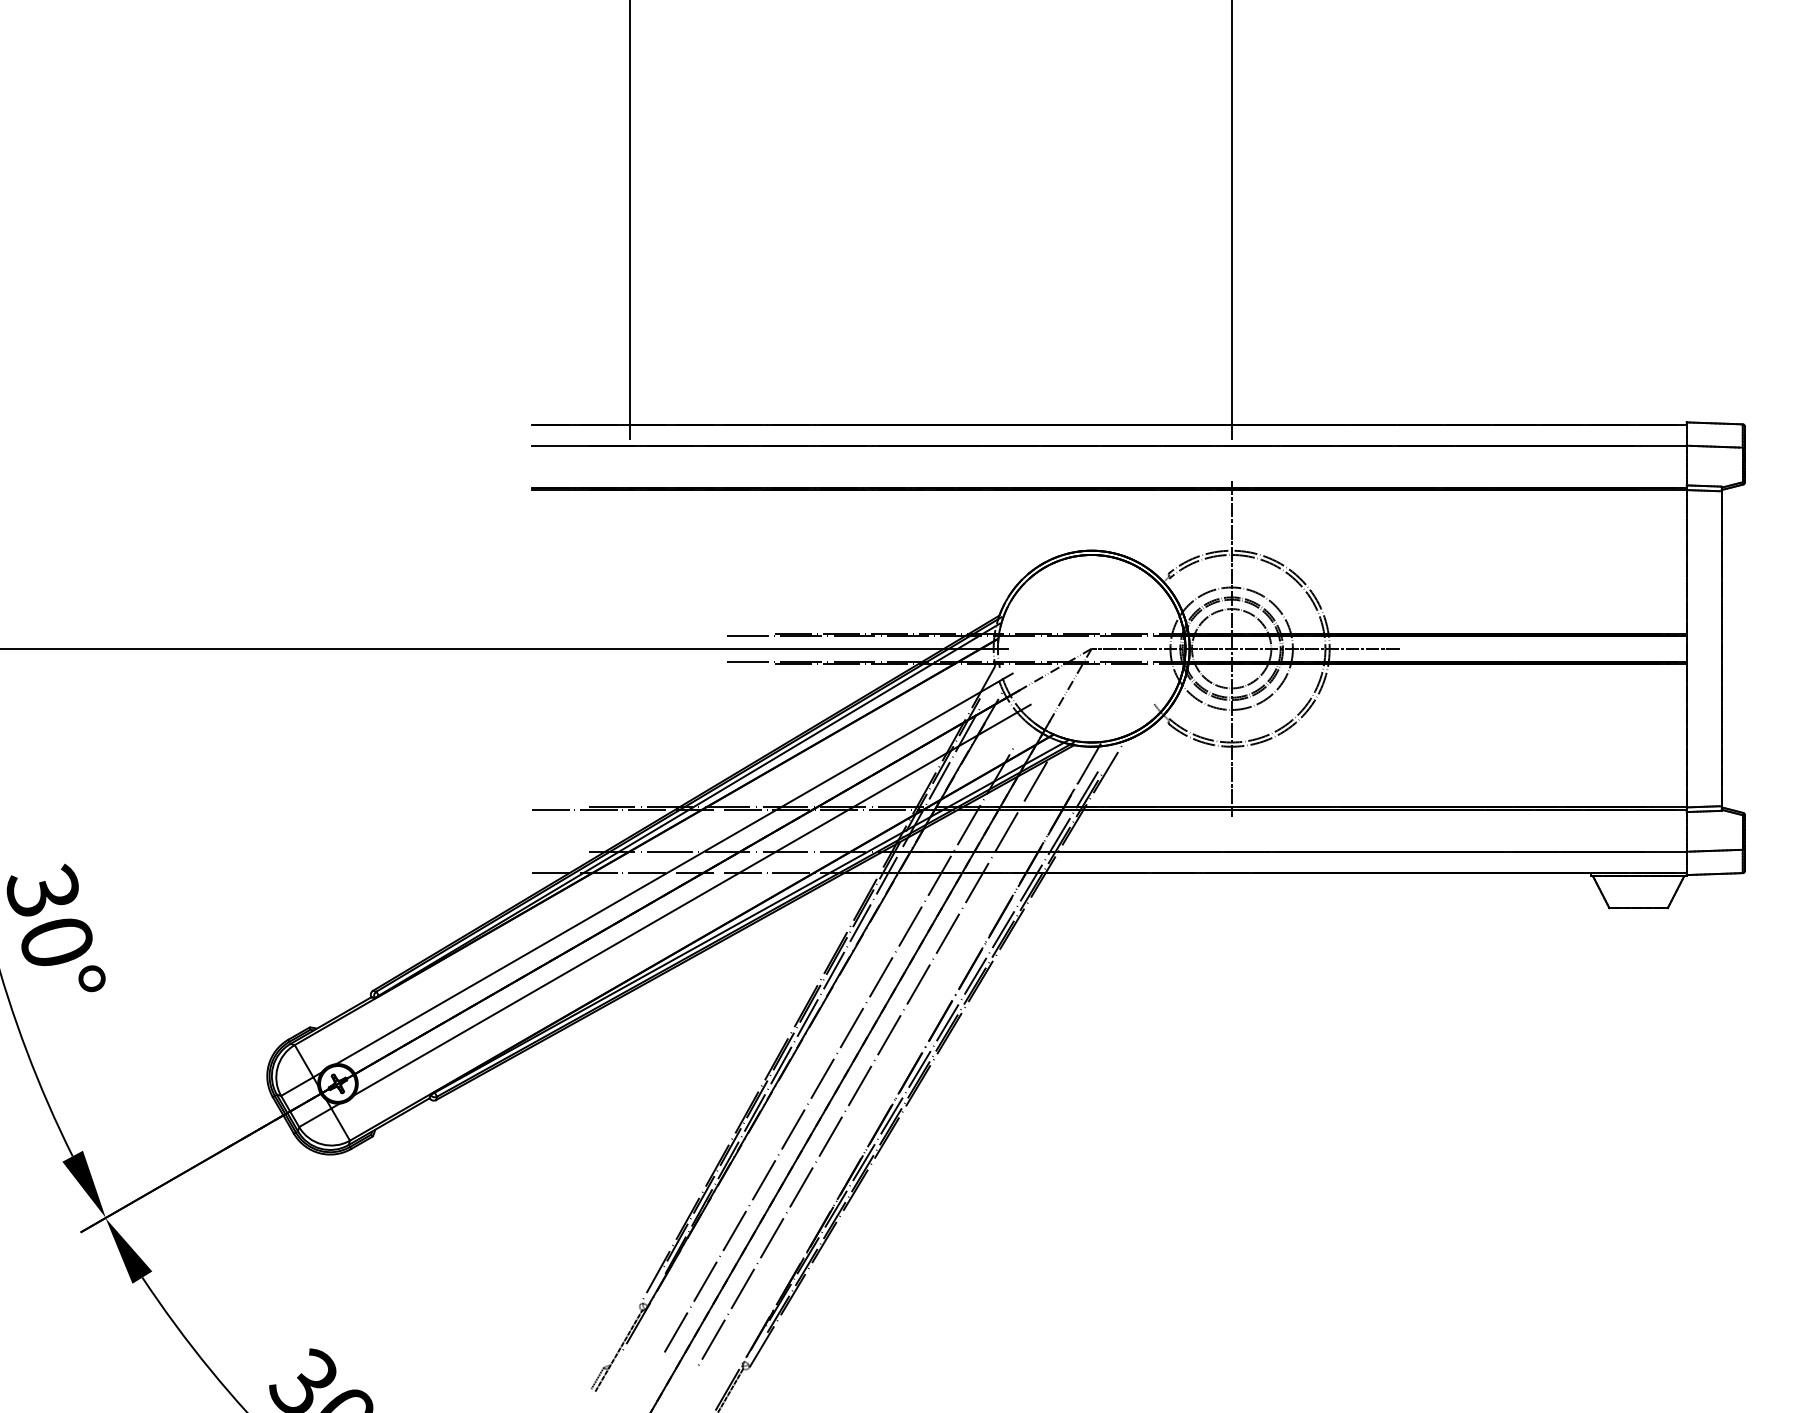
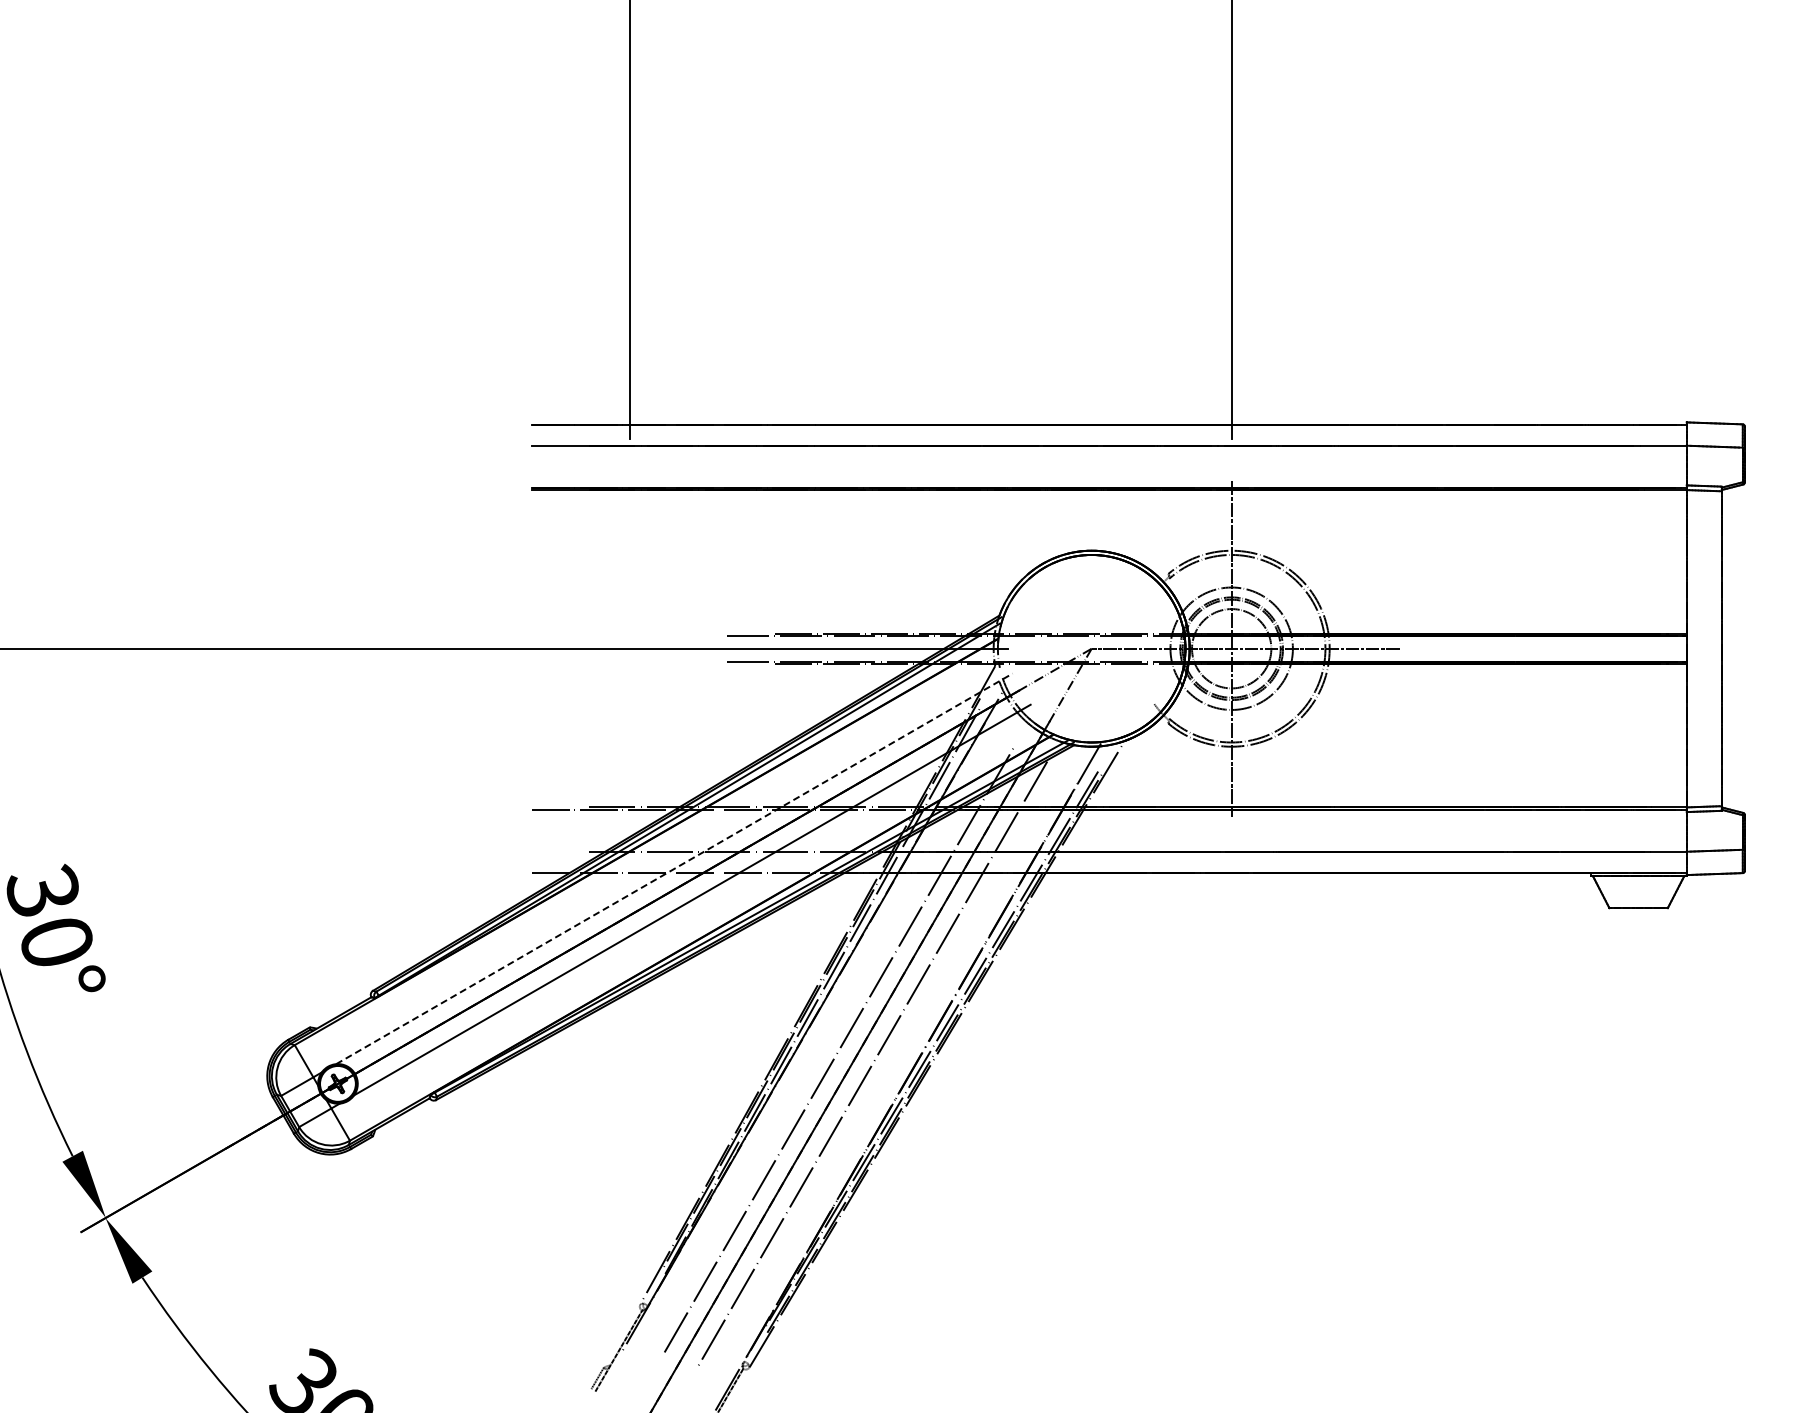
line: solid -> dashed (674, 868)
